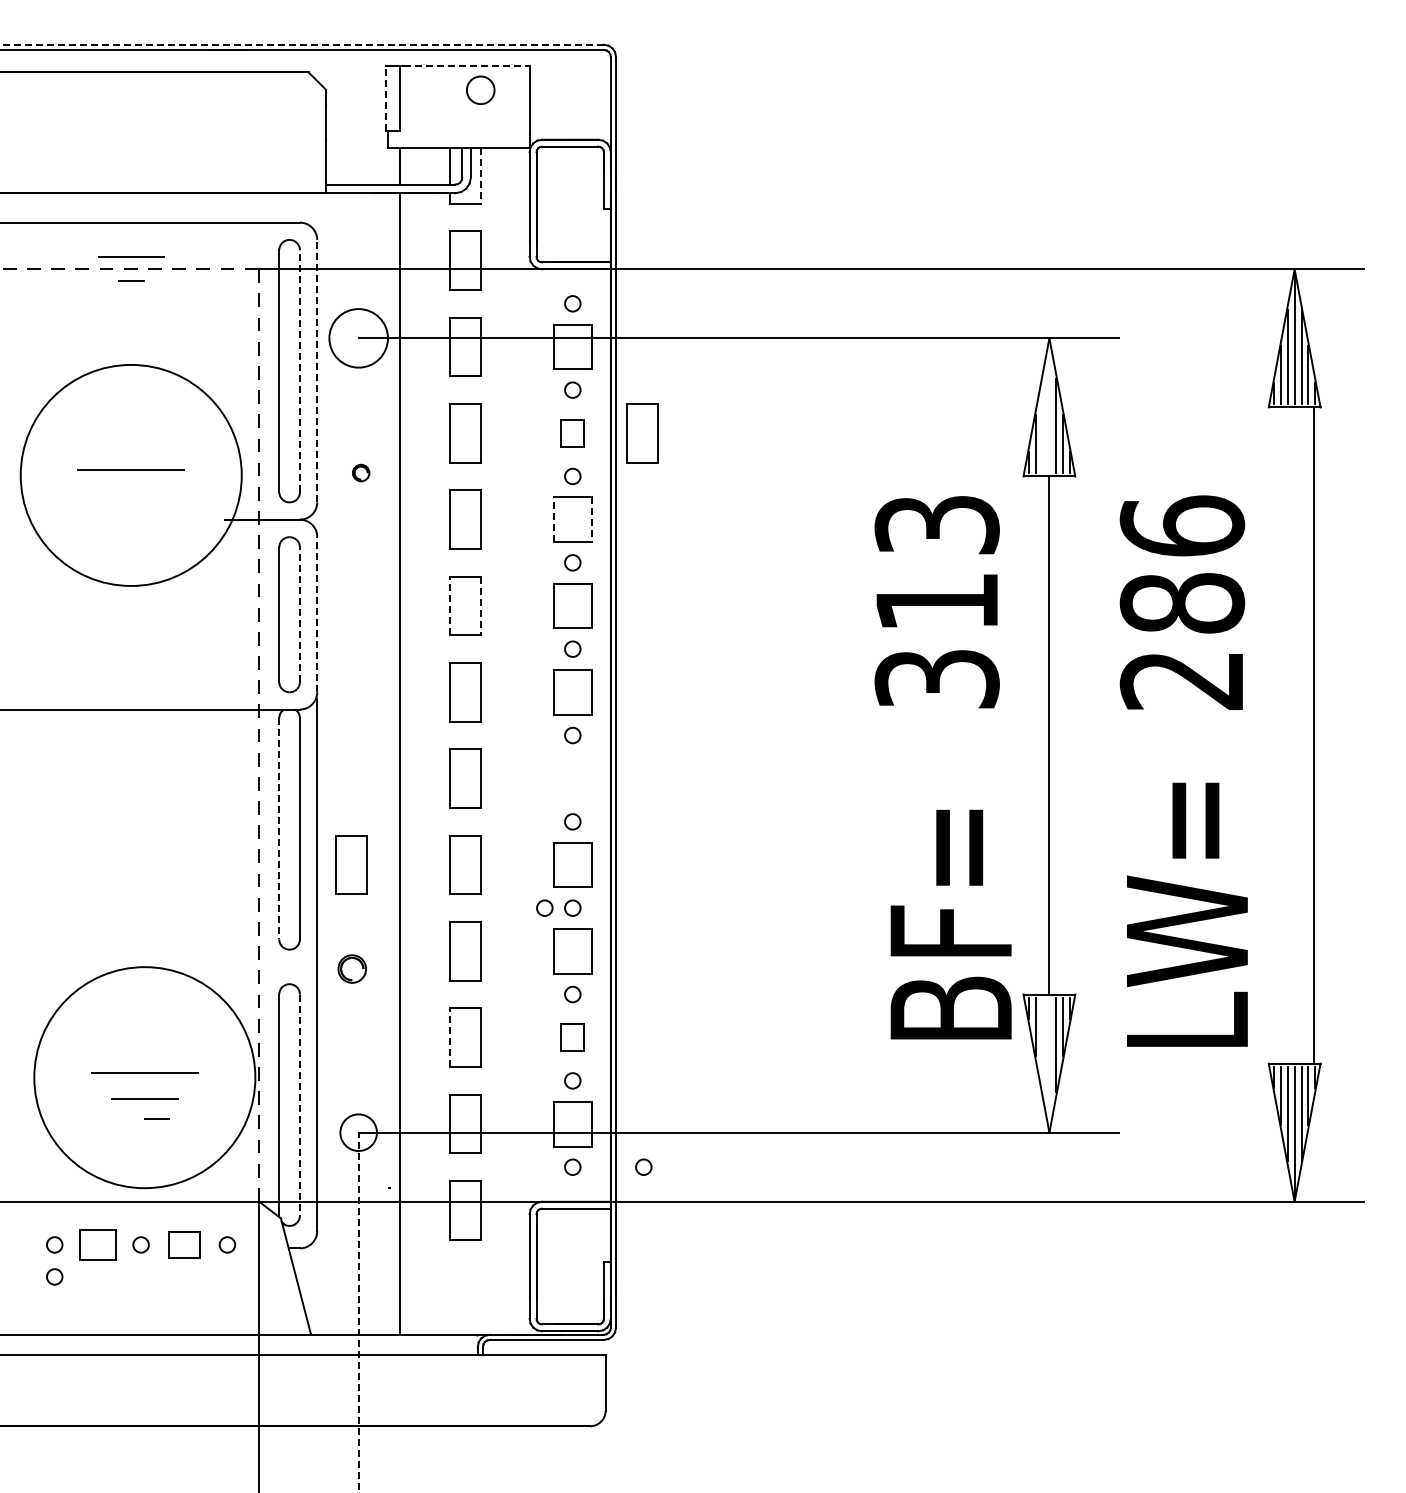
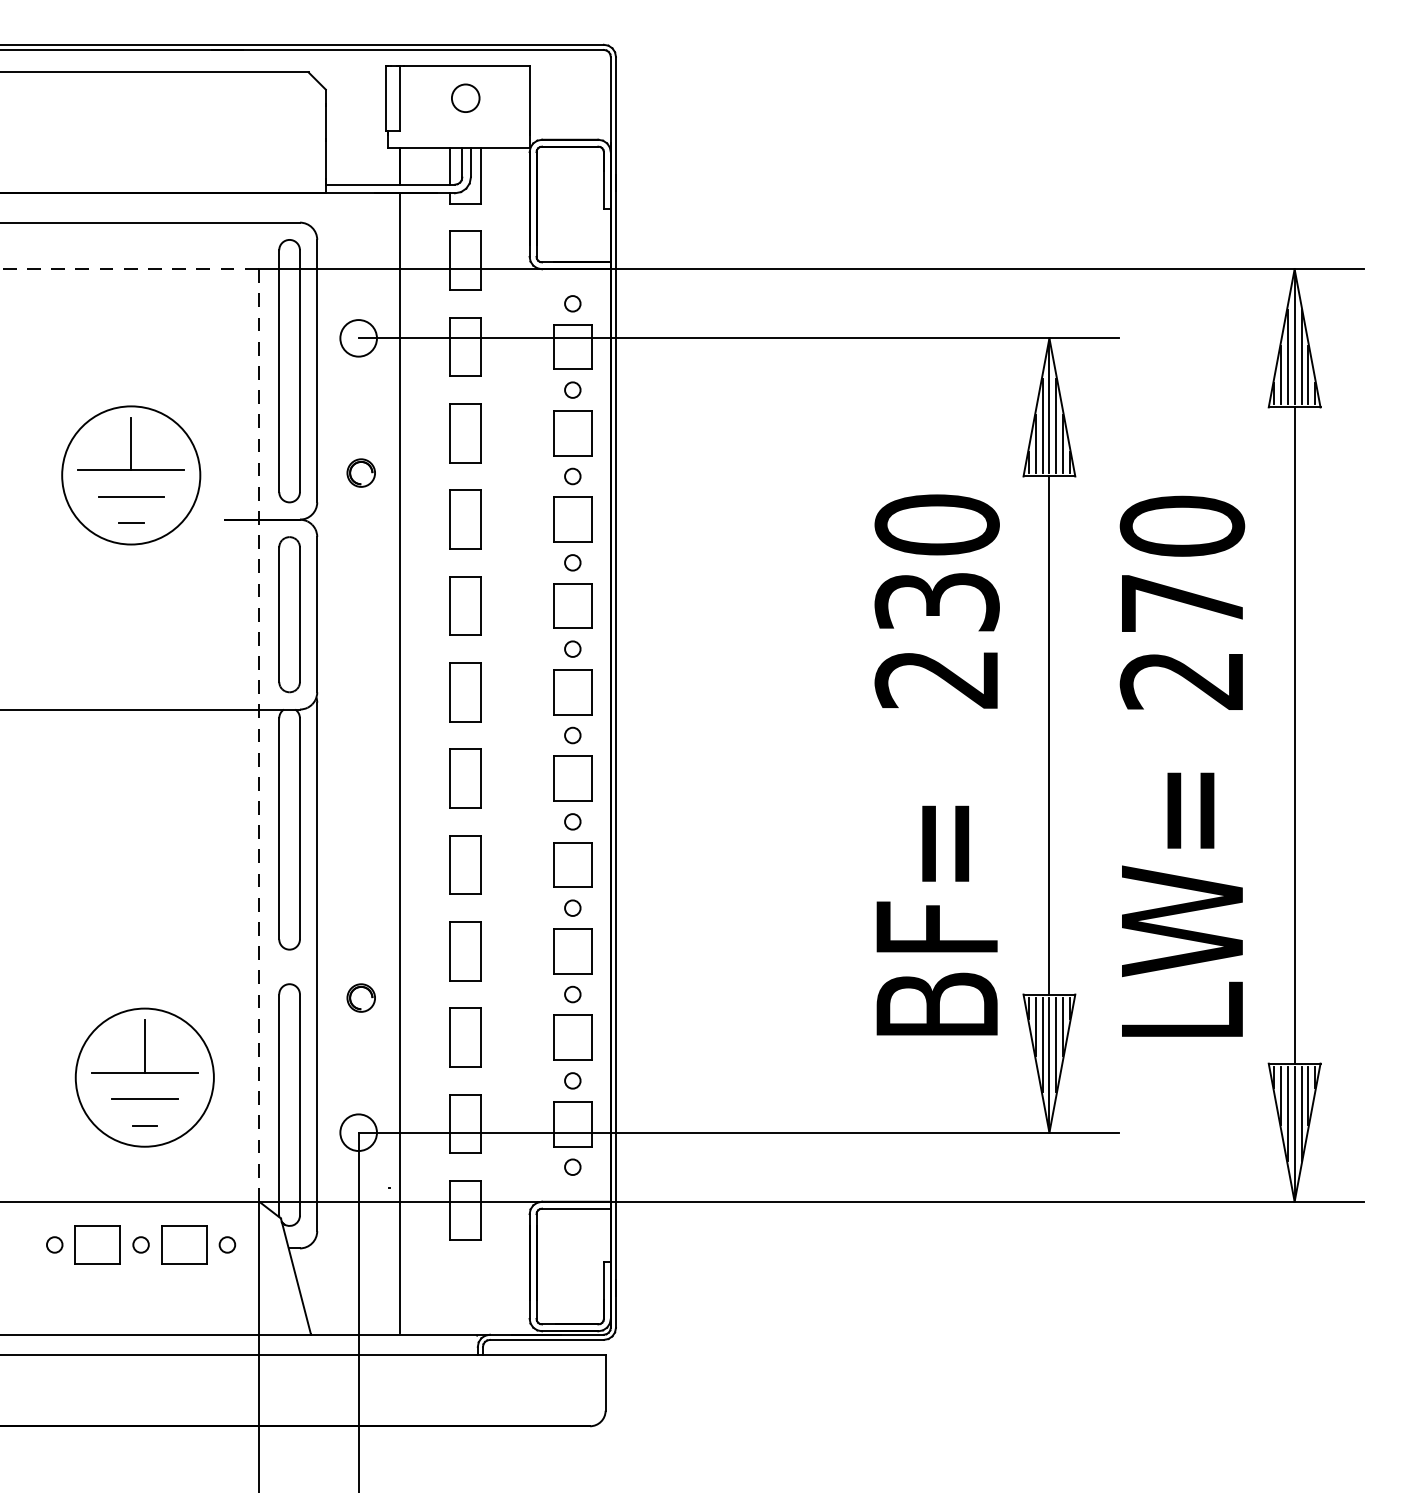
line: dashed -> solid (301, 44)
line: dashed -> solid (467, 65)
circle position: (480, 89) -> (465, 97) (465, 97)
line: dashed -> solid (386, 98)
line: dashed -> solid (481, 176)
line position: (131, 256) -> (131, 496) (131, 496)
line position: (131, 280) -> (131, 522) (131, 522)
circle diameter: 59 px -> 37 px (358, 338)
line: dashed -> solid (317, 370)
line: dashed -> solid (299, 371)
line: none -> present (1049, 407)
line: none -> present (1042, 425)
part size: 25x29 px -> 40x47 px (572, 433)
part: present -> none (642, 433)
line: none -> present (131, 443)
part size: 19x20 px -> 30x30 px (360, 472)
circle diameter: 221 px -> 138 px (131, 475)
line: dashed -> solid (553, 519)
line: dashed -> solid (591, 520)
text: 286 -> 270 (1182, 564)
text: 313 -> 230 (936, 601)
line: dashed -> solid (450, 605)
line: dashed -> solid (481, 606)
line: dashed -> solid (299, 614)
line: dashed -> solid (317, 614)
line position: (1313, 735) -> (1294, 735) (1294, 735)
part: none -> present (572, 778)
line: dashed -> solid (279, 828)
part: present -> none (351, 864)
circle: present -> none (544, 907)
text position: (1187, 914) -> (1182, 904) (1182, 904)
text position: (950, 924) -> (936, 920) (936, 920)
part position: (351, 968) -> (360, 997) (360, 997)
line: dashed -> solid (450, 1037)
part size: 25x29 px -> 40x47 px (572, 1037)
line: none -> present (144, 1045)
line: none -> present (1042, 1045)
line: none -> present (1049, 1063)
circle diameter: 221 px -> 138 px (144, 1077)
line: dashed -> solid (299, 1105)
line position: (156, 1118) -> (144, 1125) (144, 1125)
circle: present -> none (643, 1166)
part size: 38x32 px -> 47x40 px (97, 1244)
part size: 33x28 px -> 47x40 px (184, 1244)
circle: present -> none (54, 1276)
line: dashed -> solid (358, 1312)
